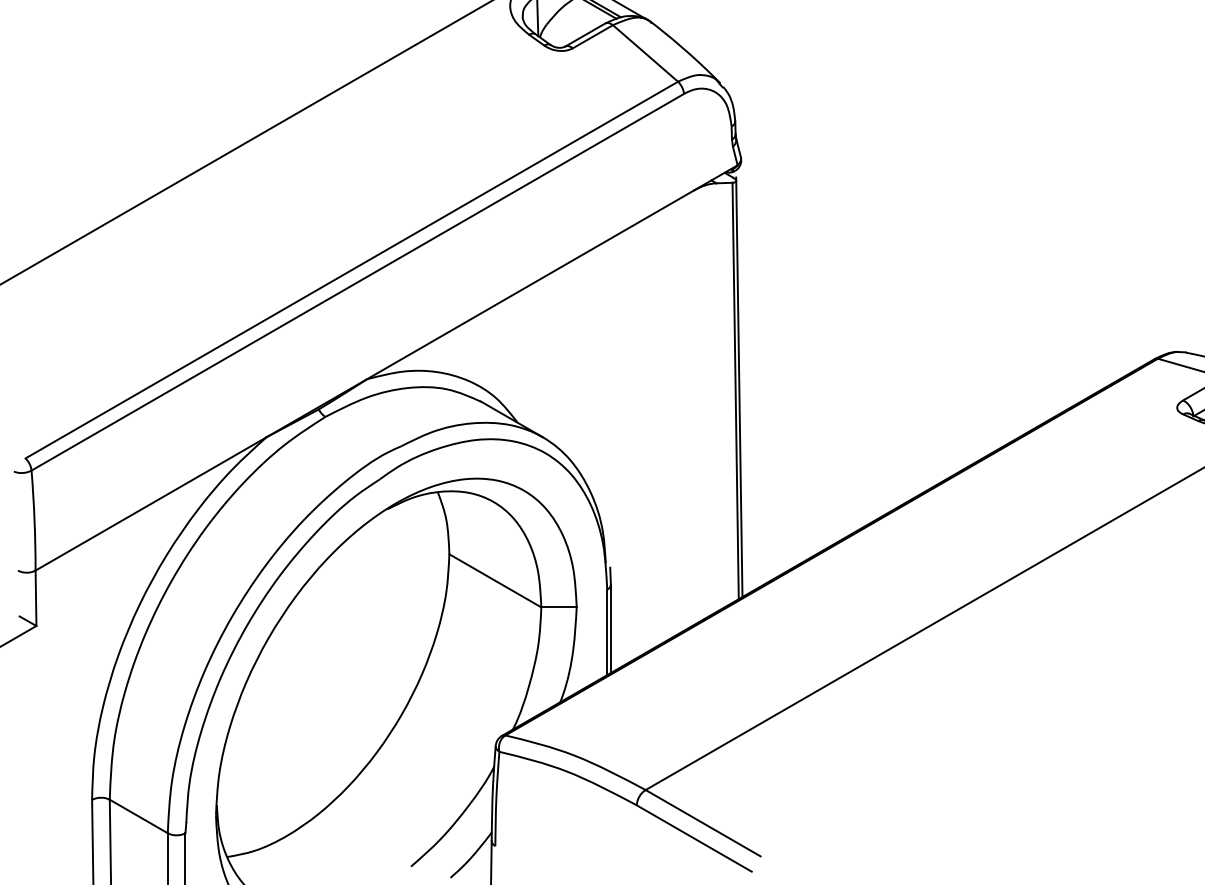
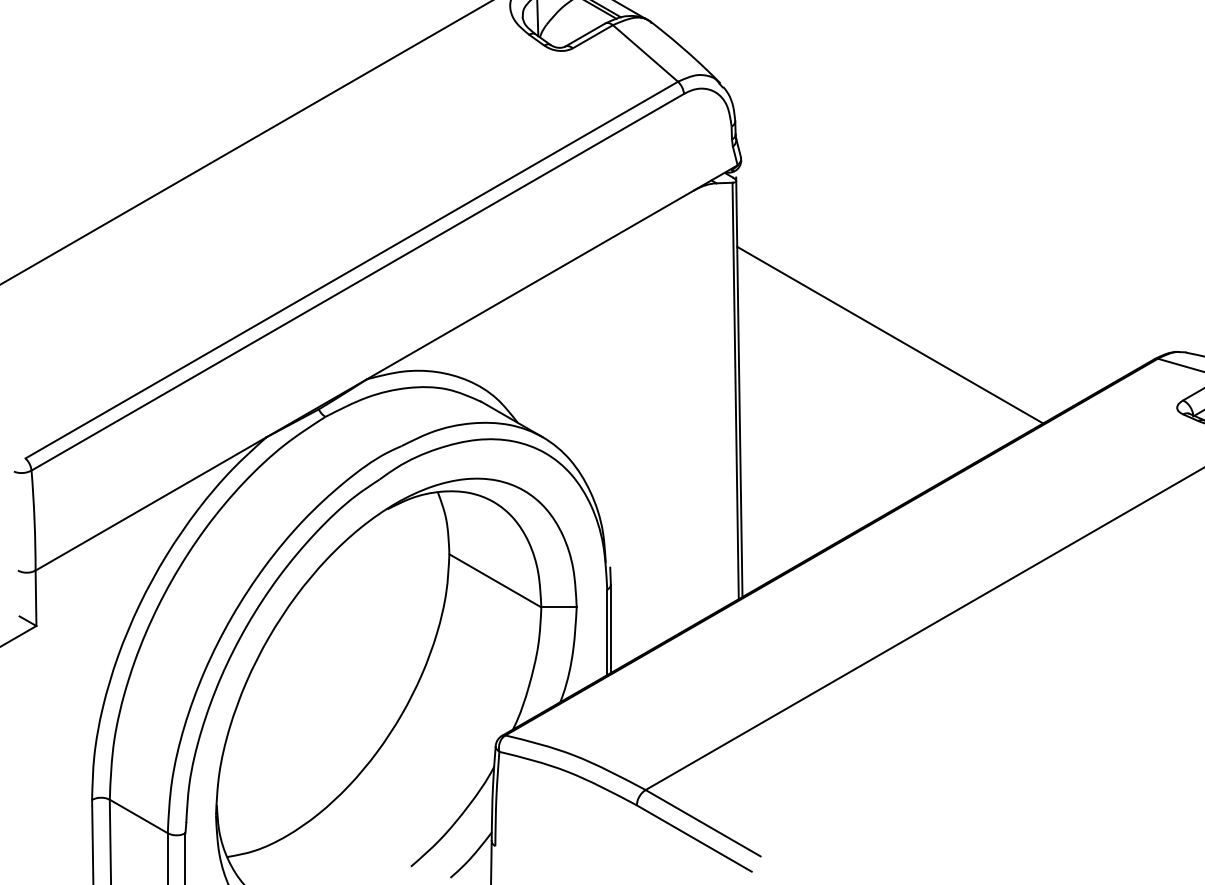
line: none -> present (890, 334)
